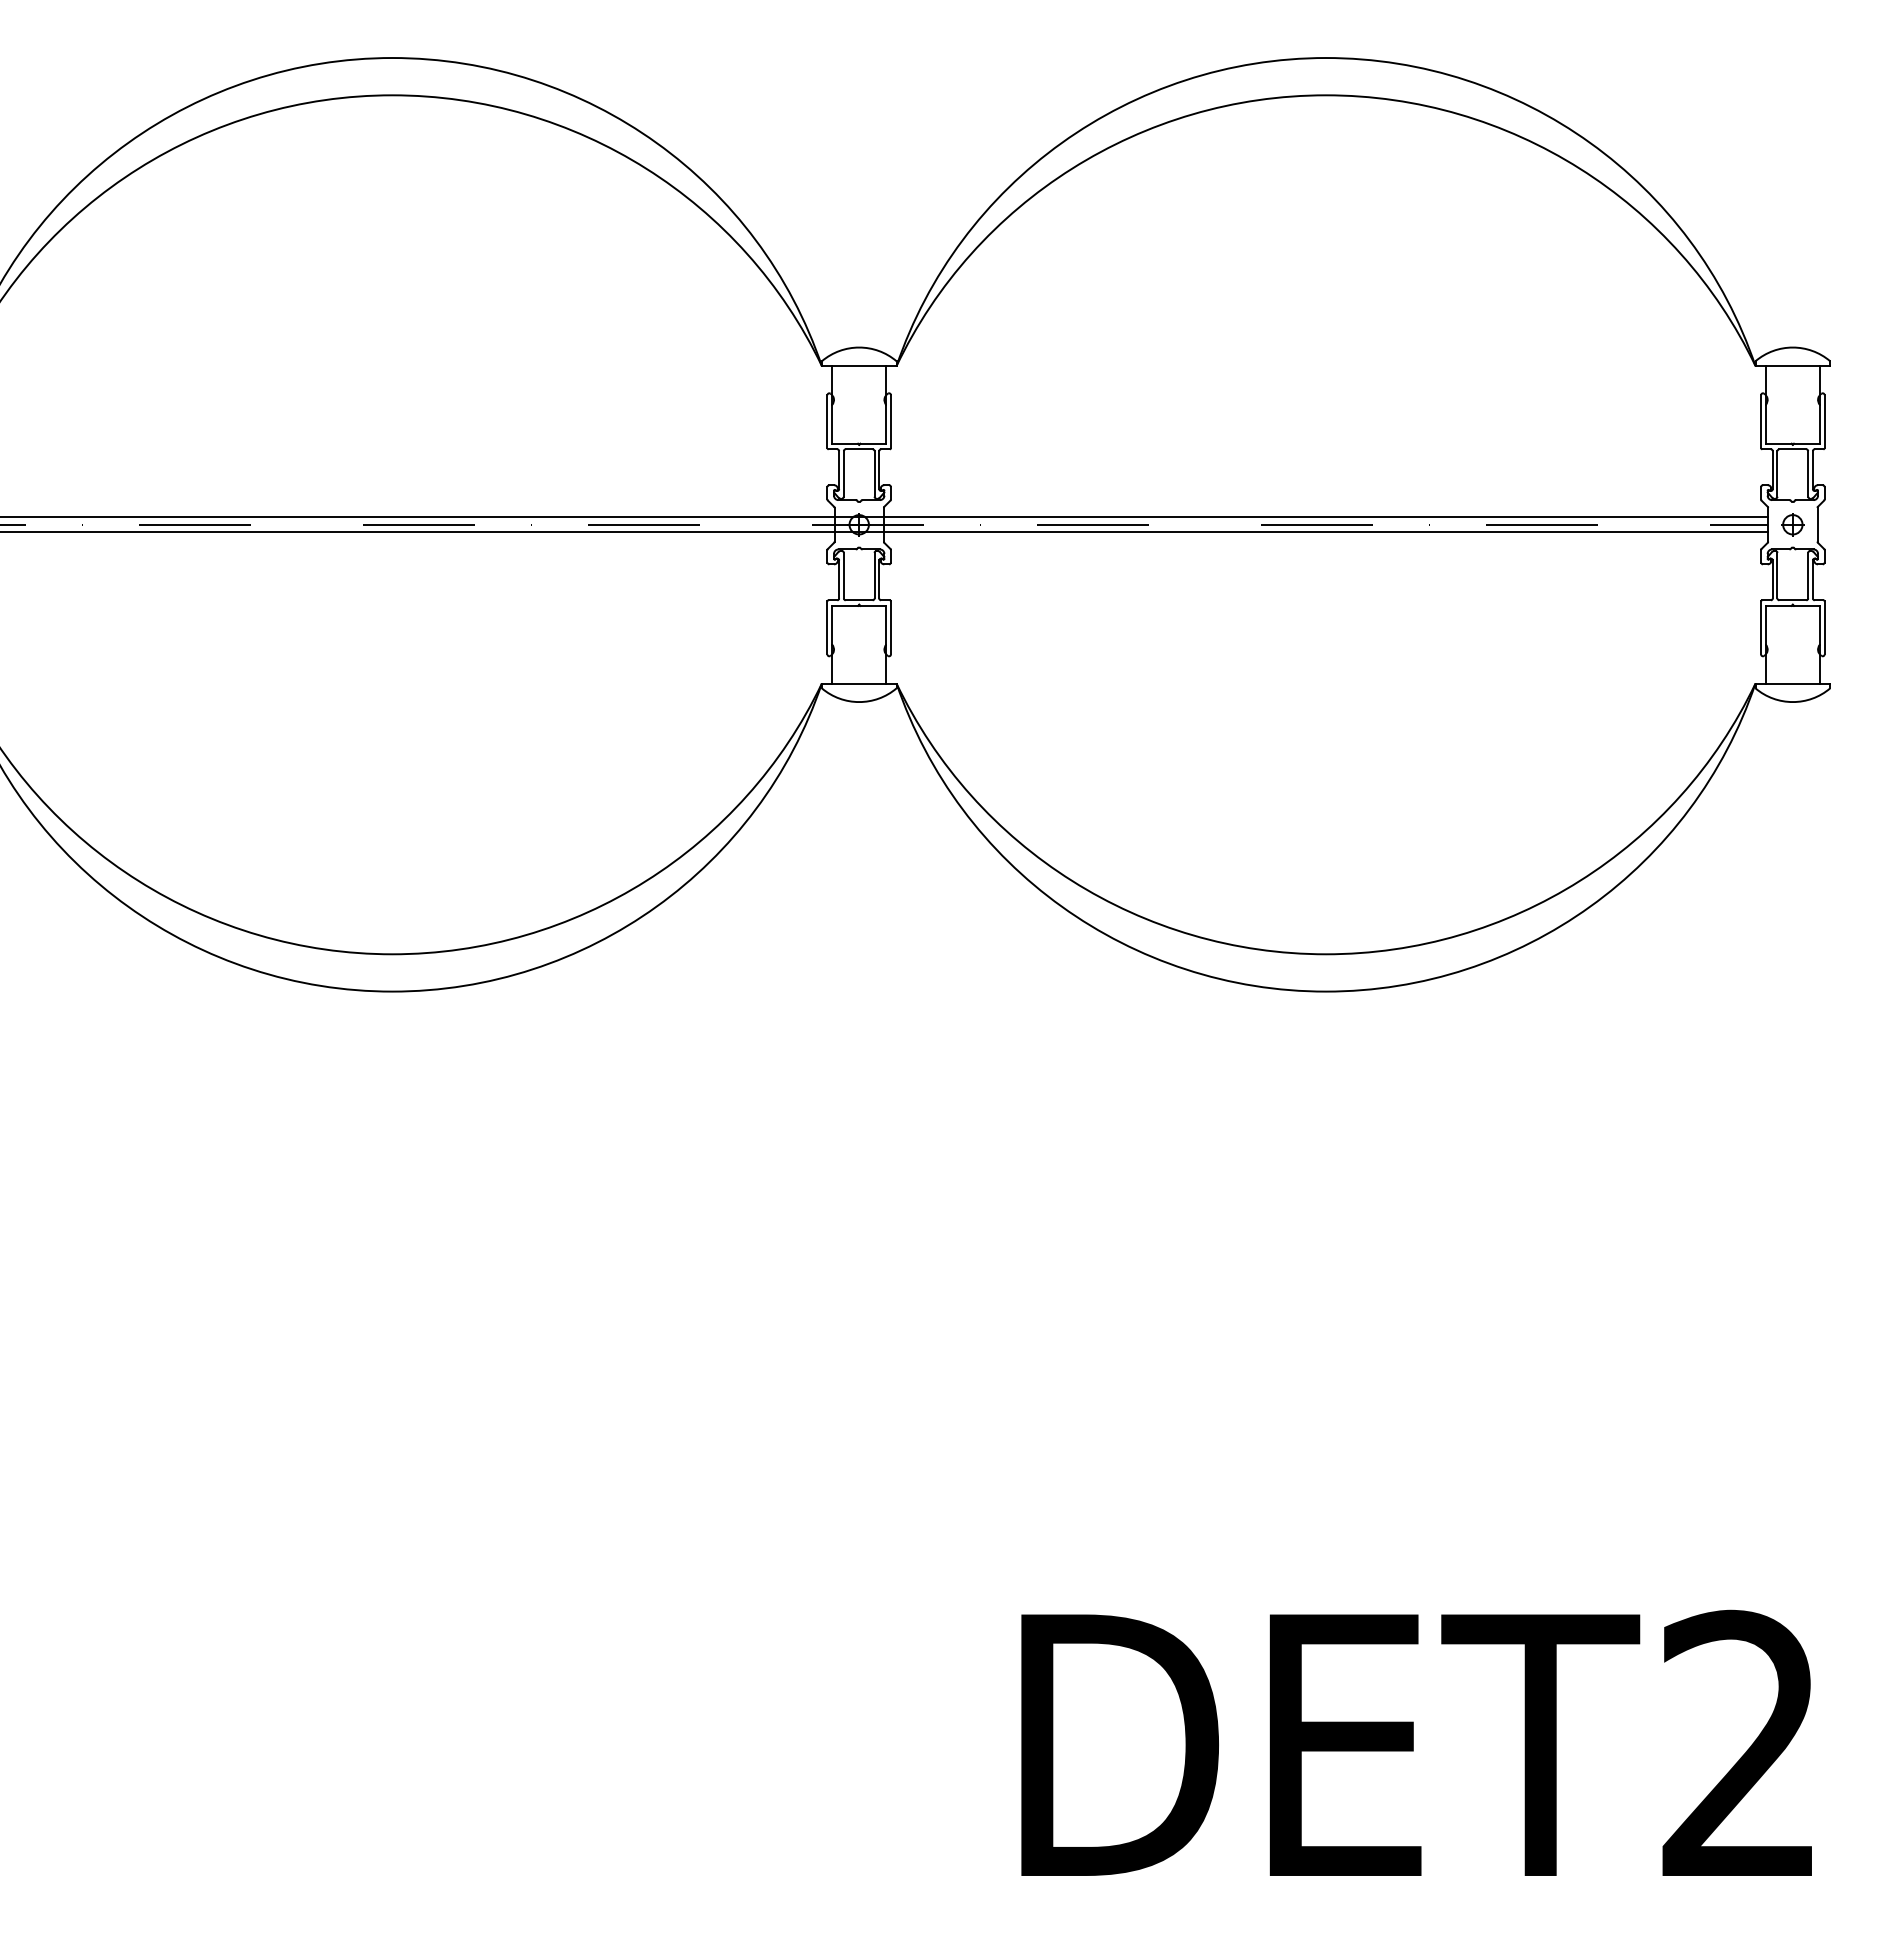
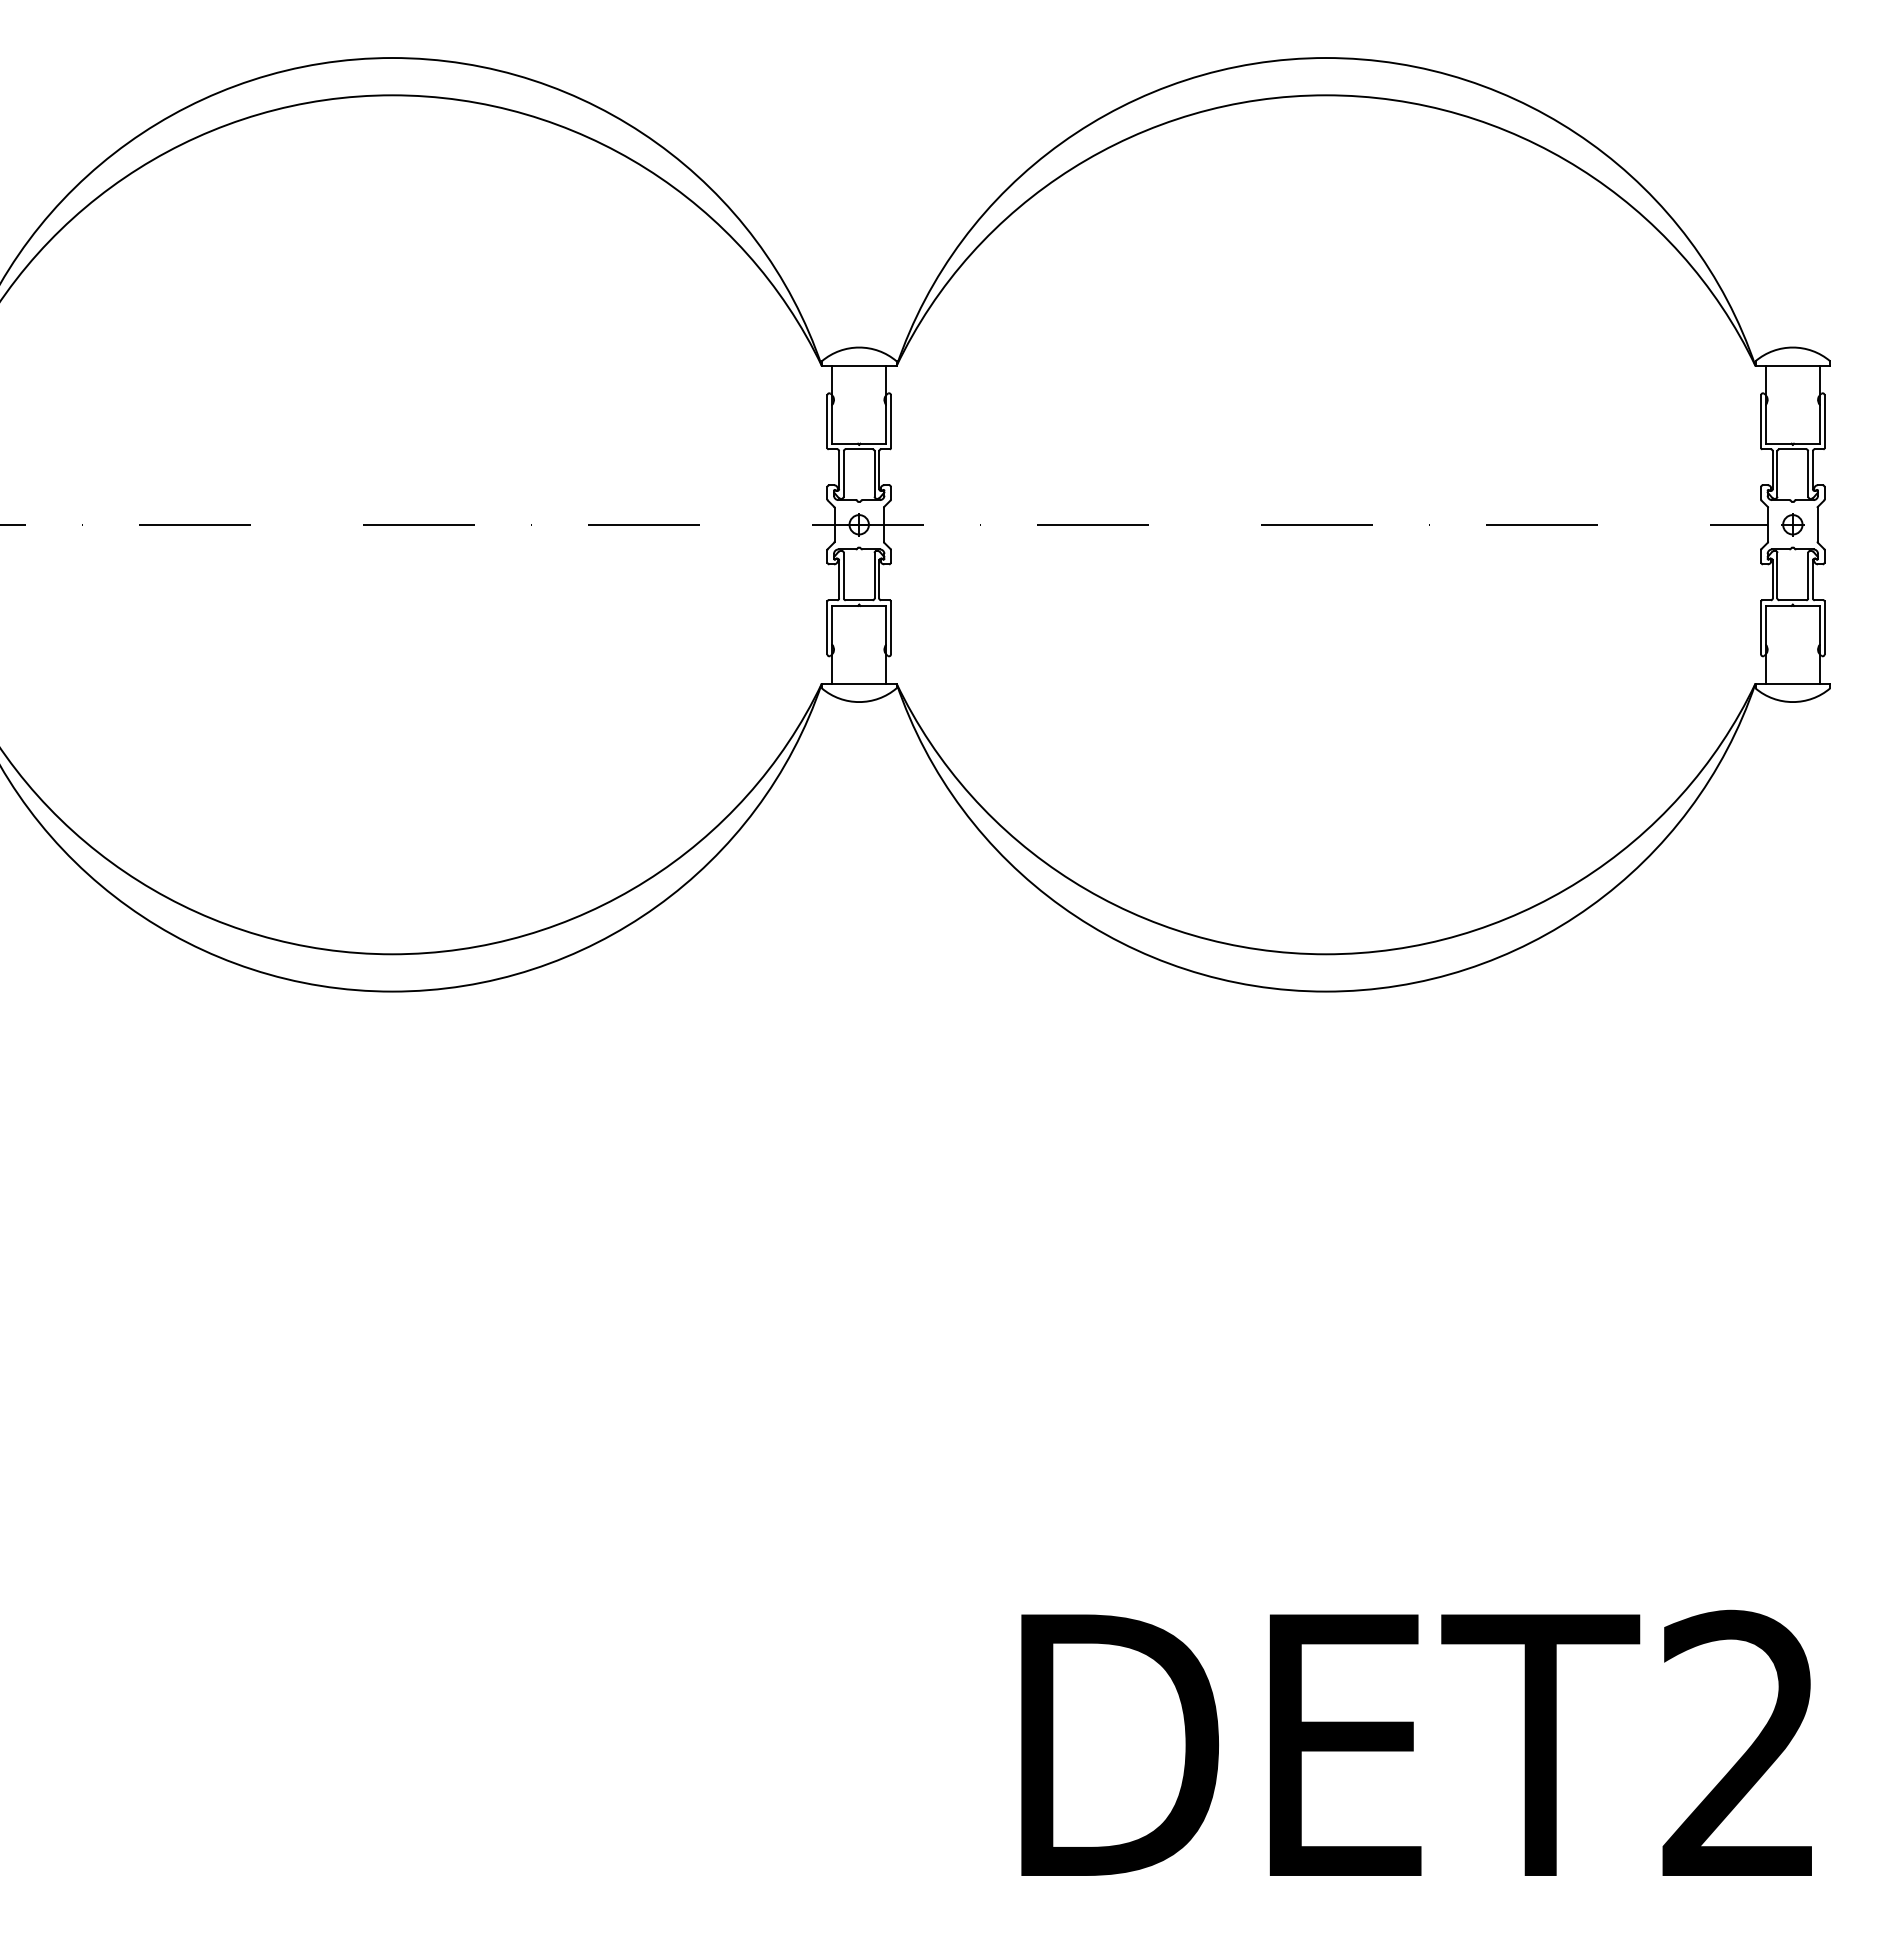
line: present -> none (885, 517)
line: present -> none (885, 532)
